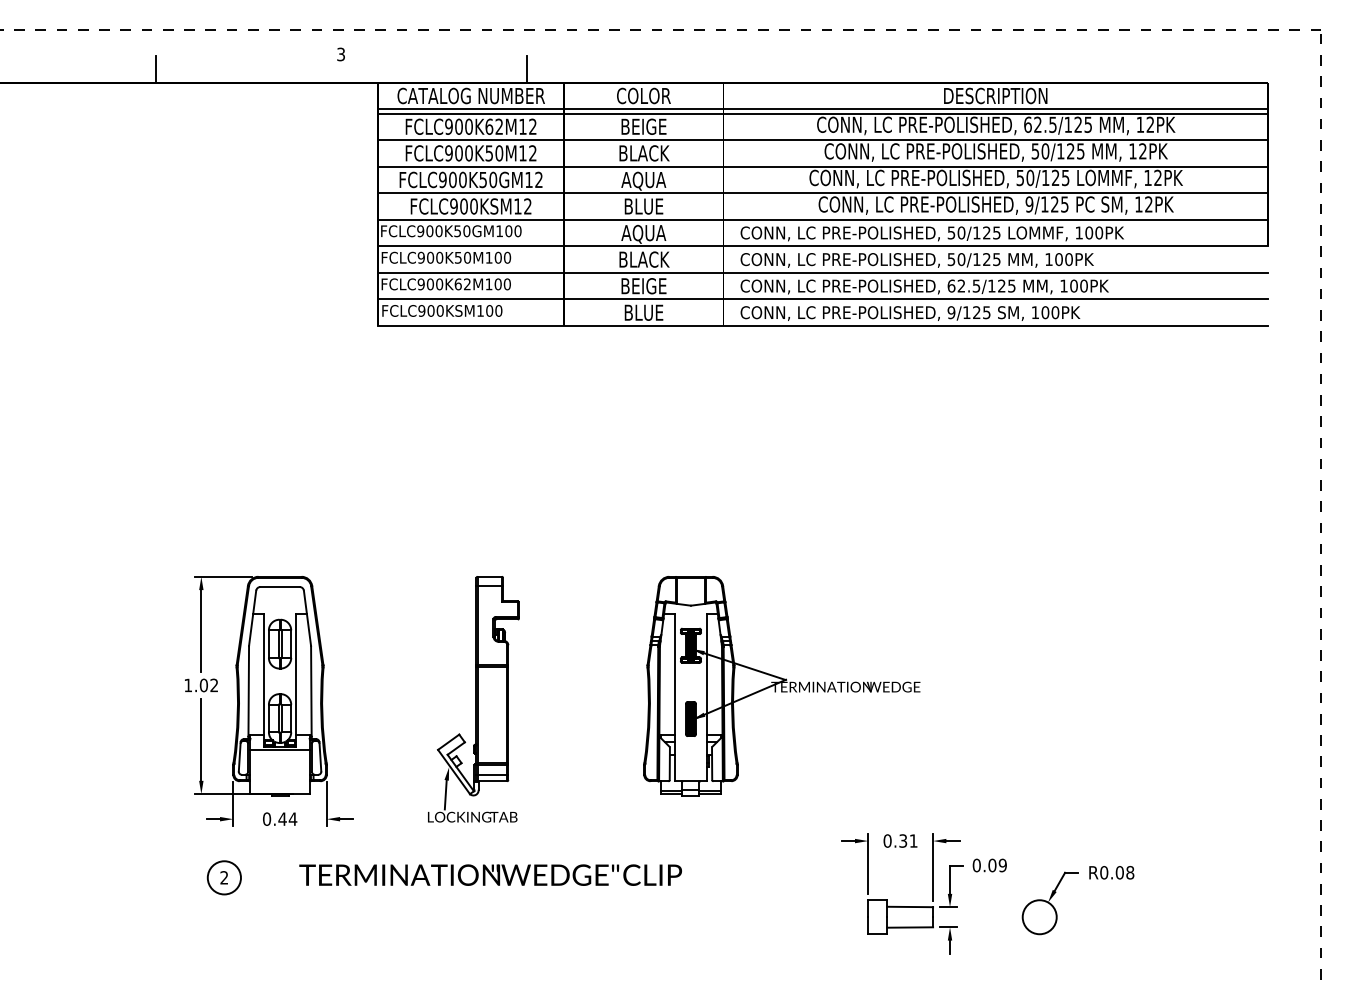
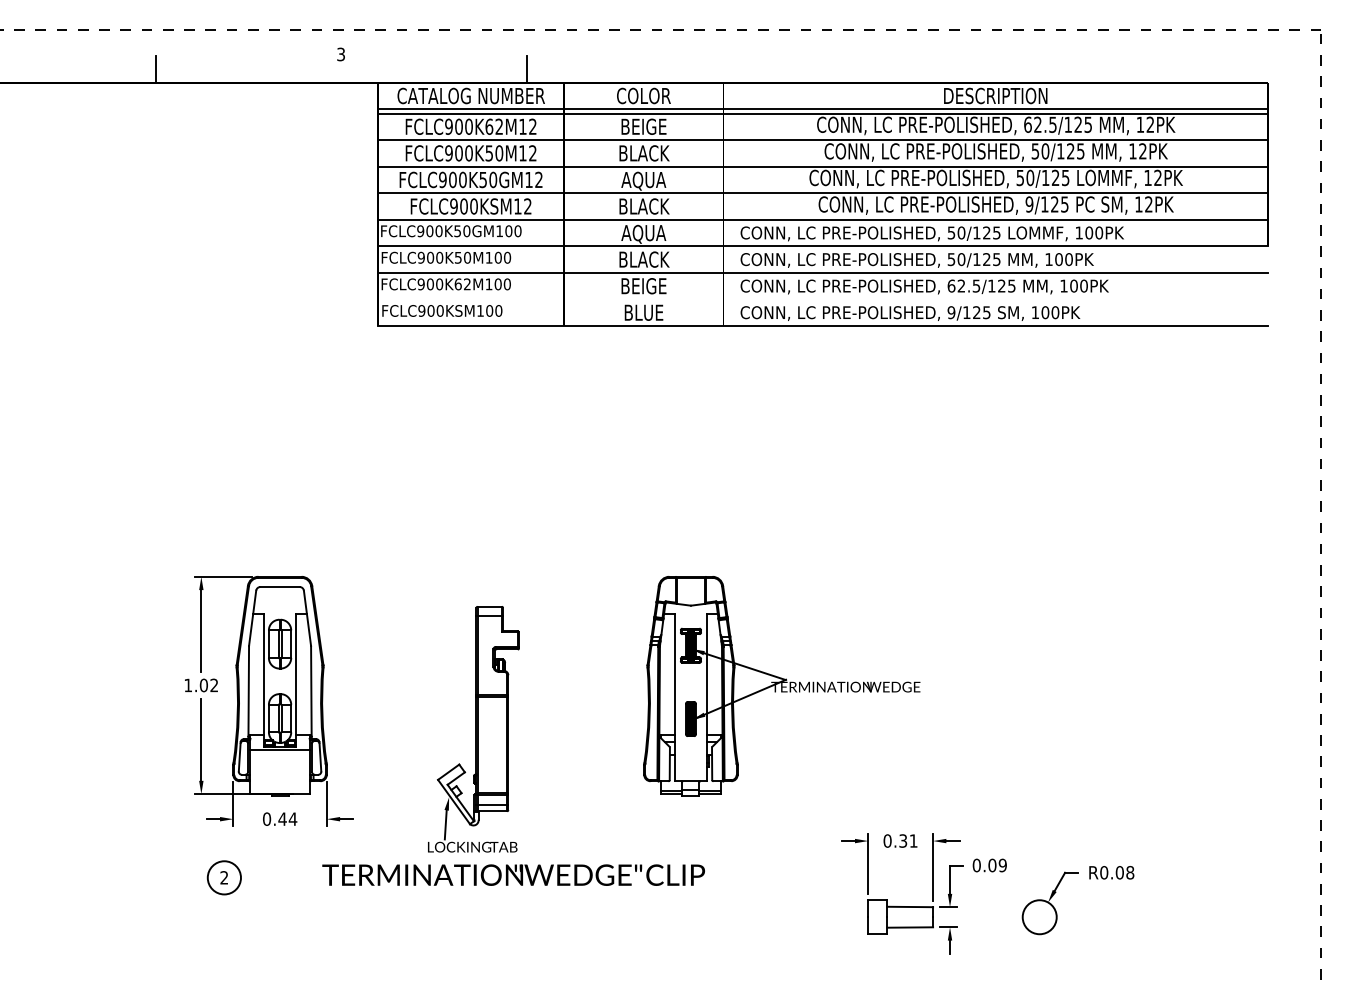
text: BLUE -> BLACK (644, 206)
line: present -> none (823, 299)
part position: (473, 699) -> (473, 729) (473, 729)
text position: (490, 874) -> (513, 874) (513, 874)
